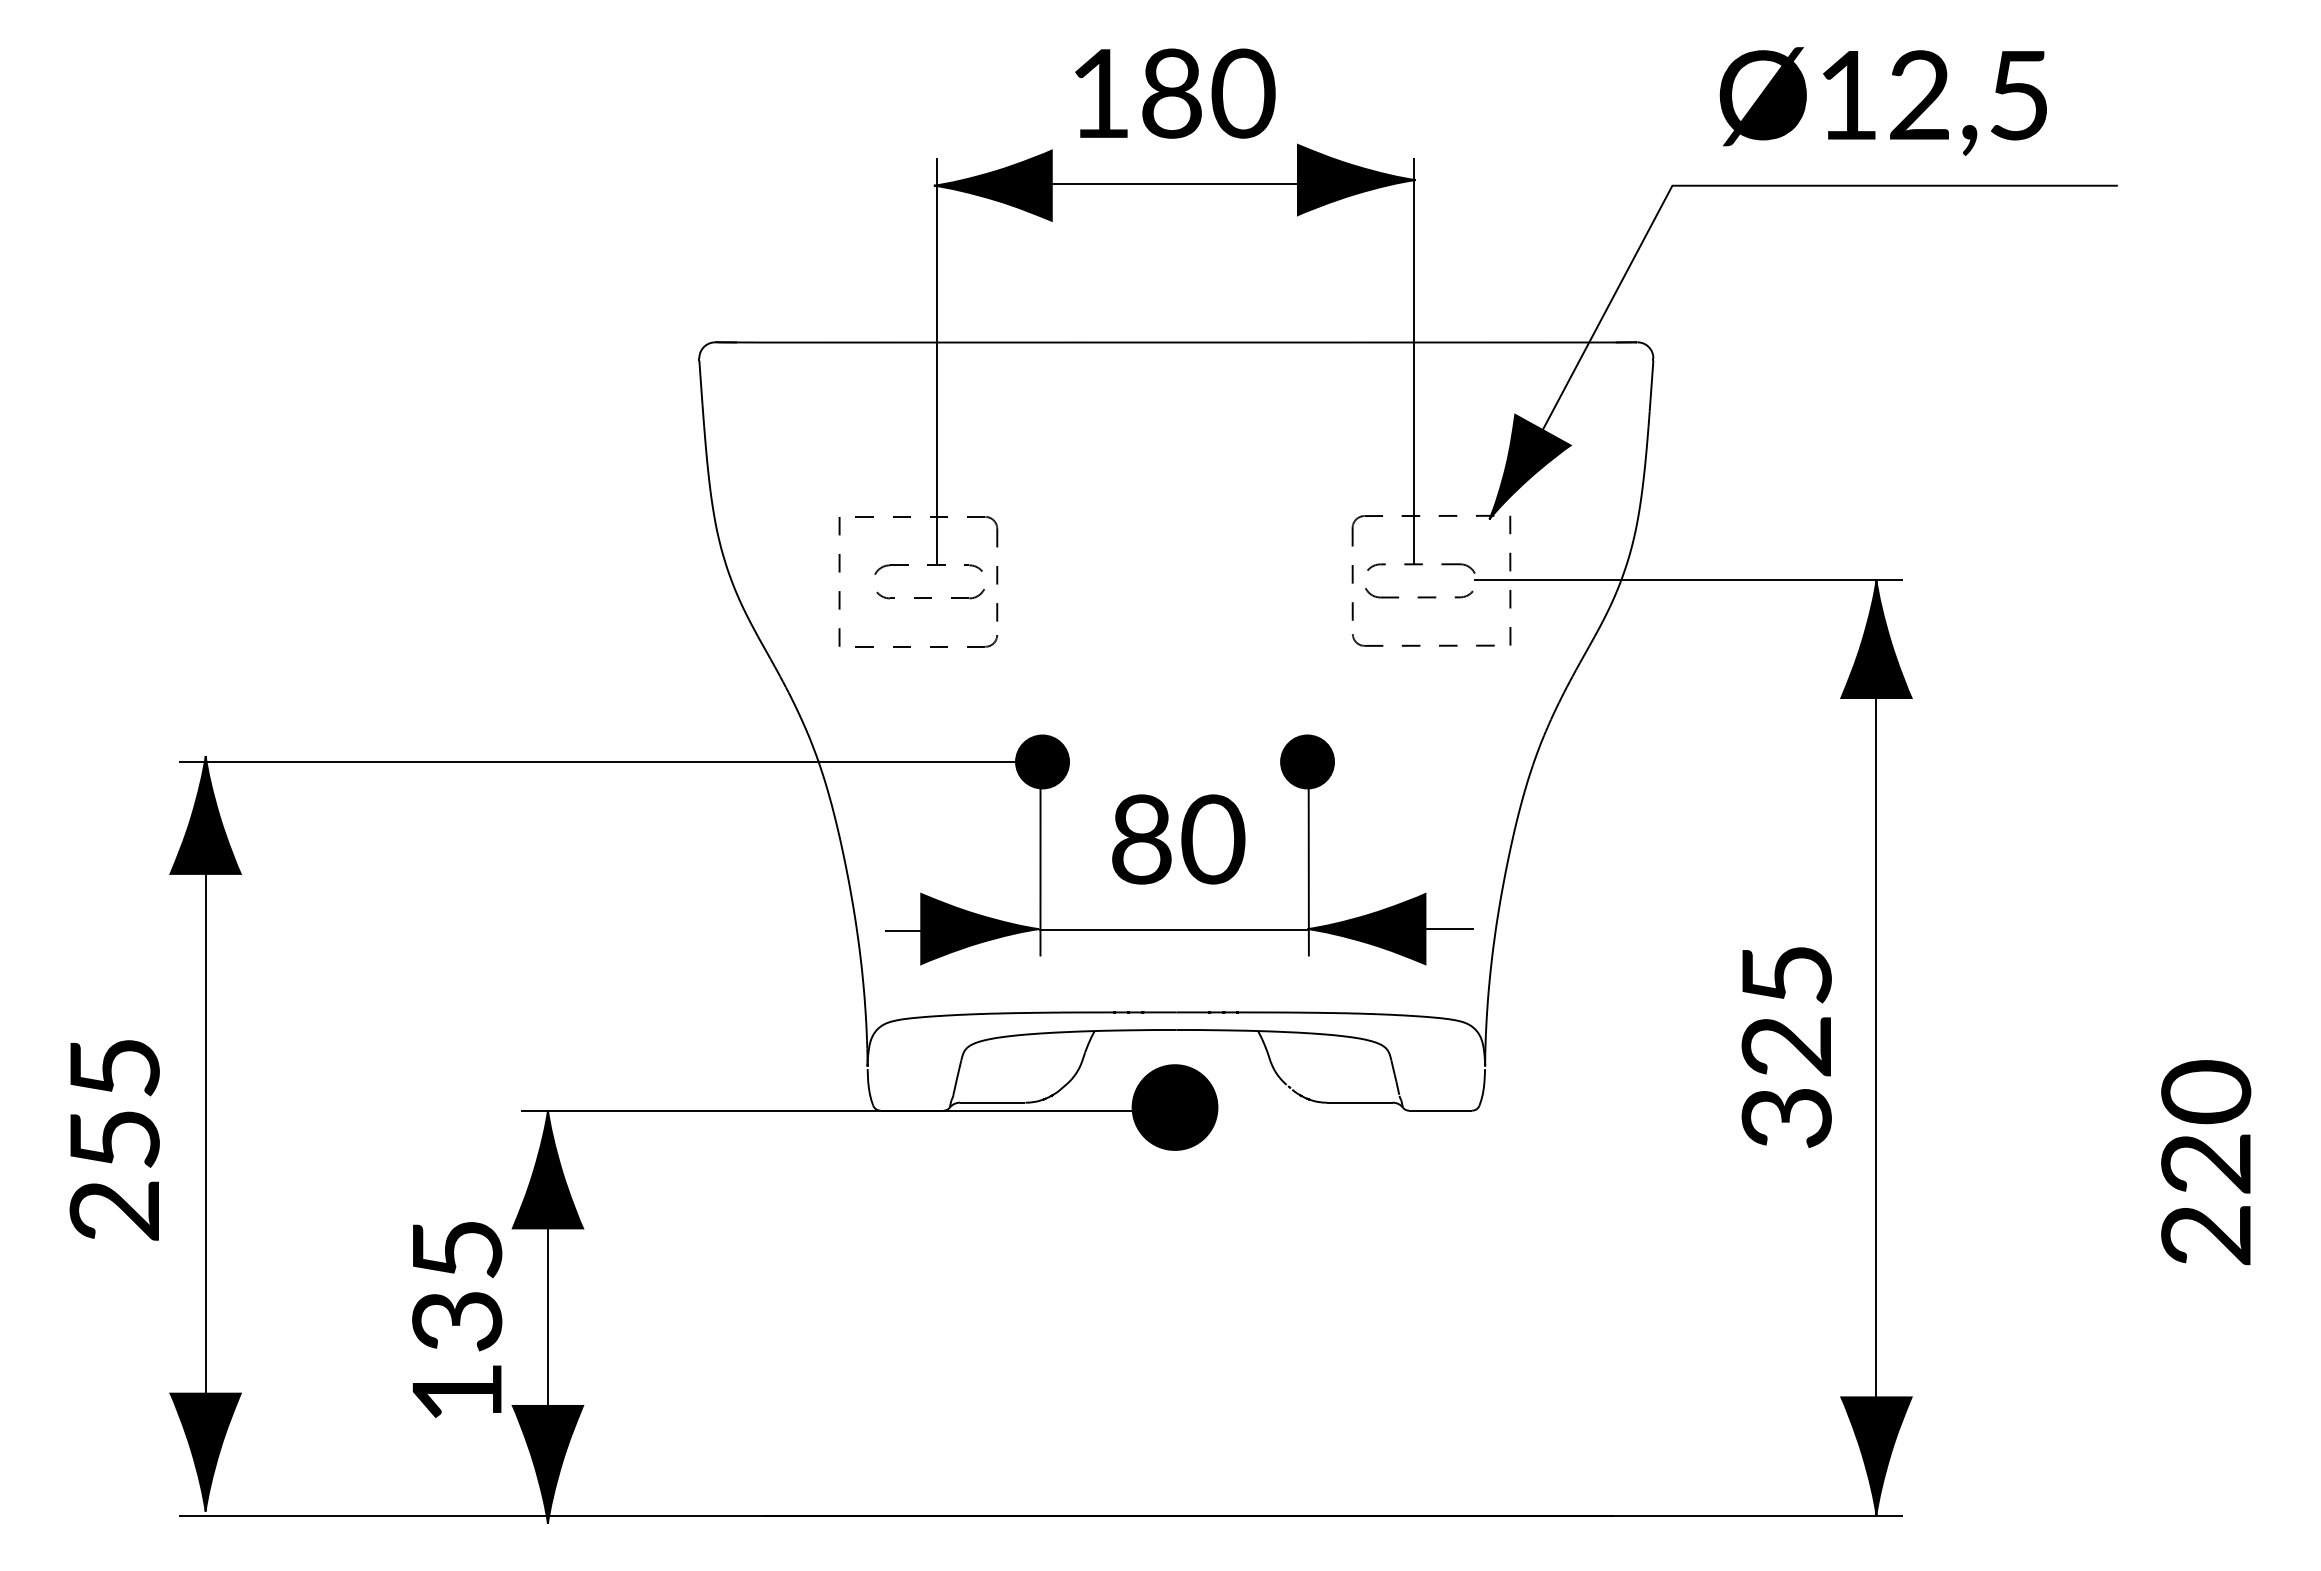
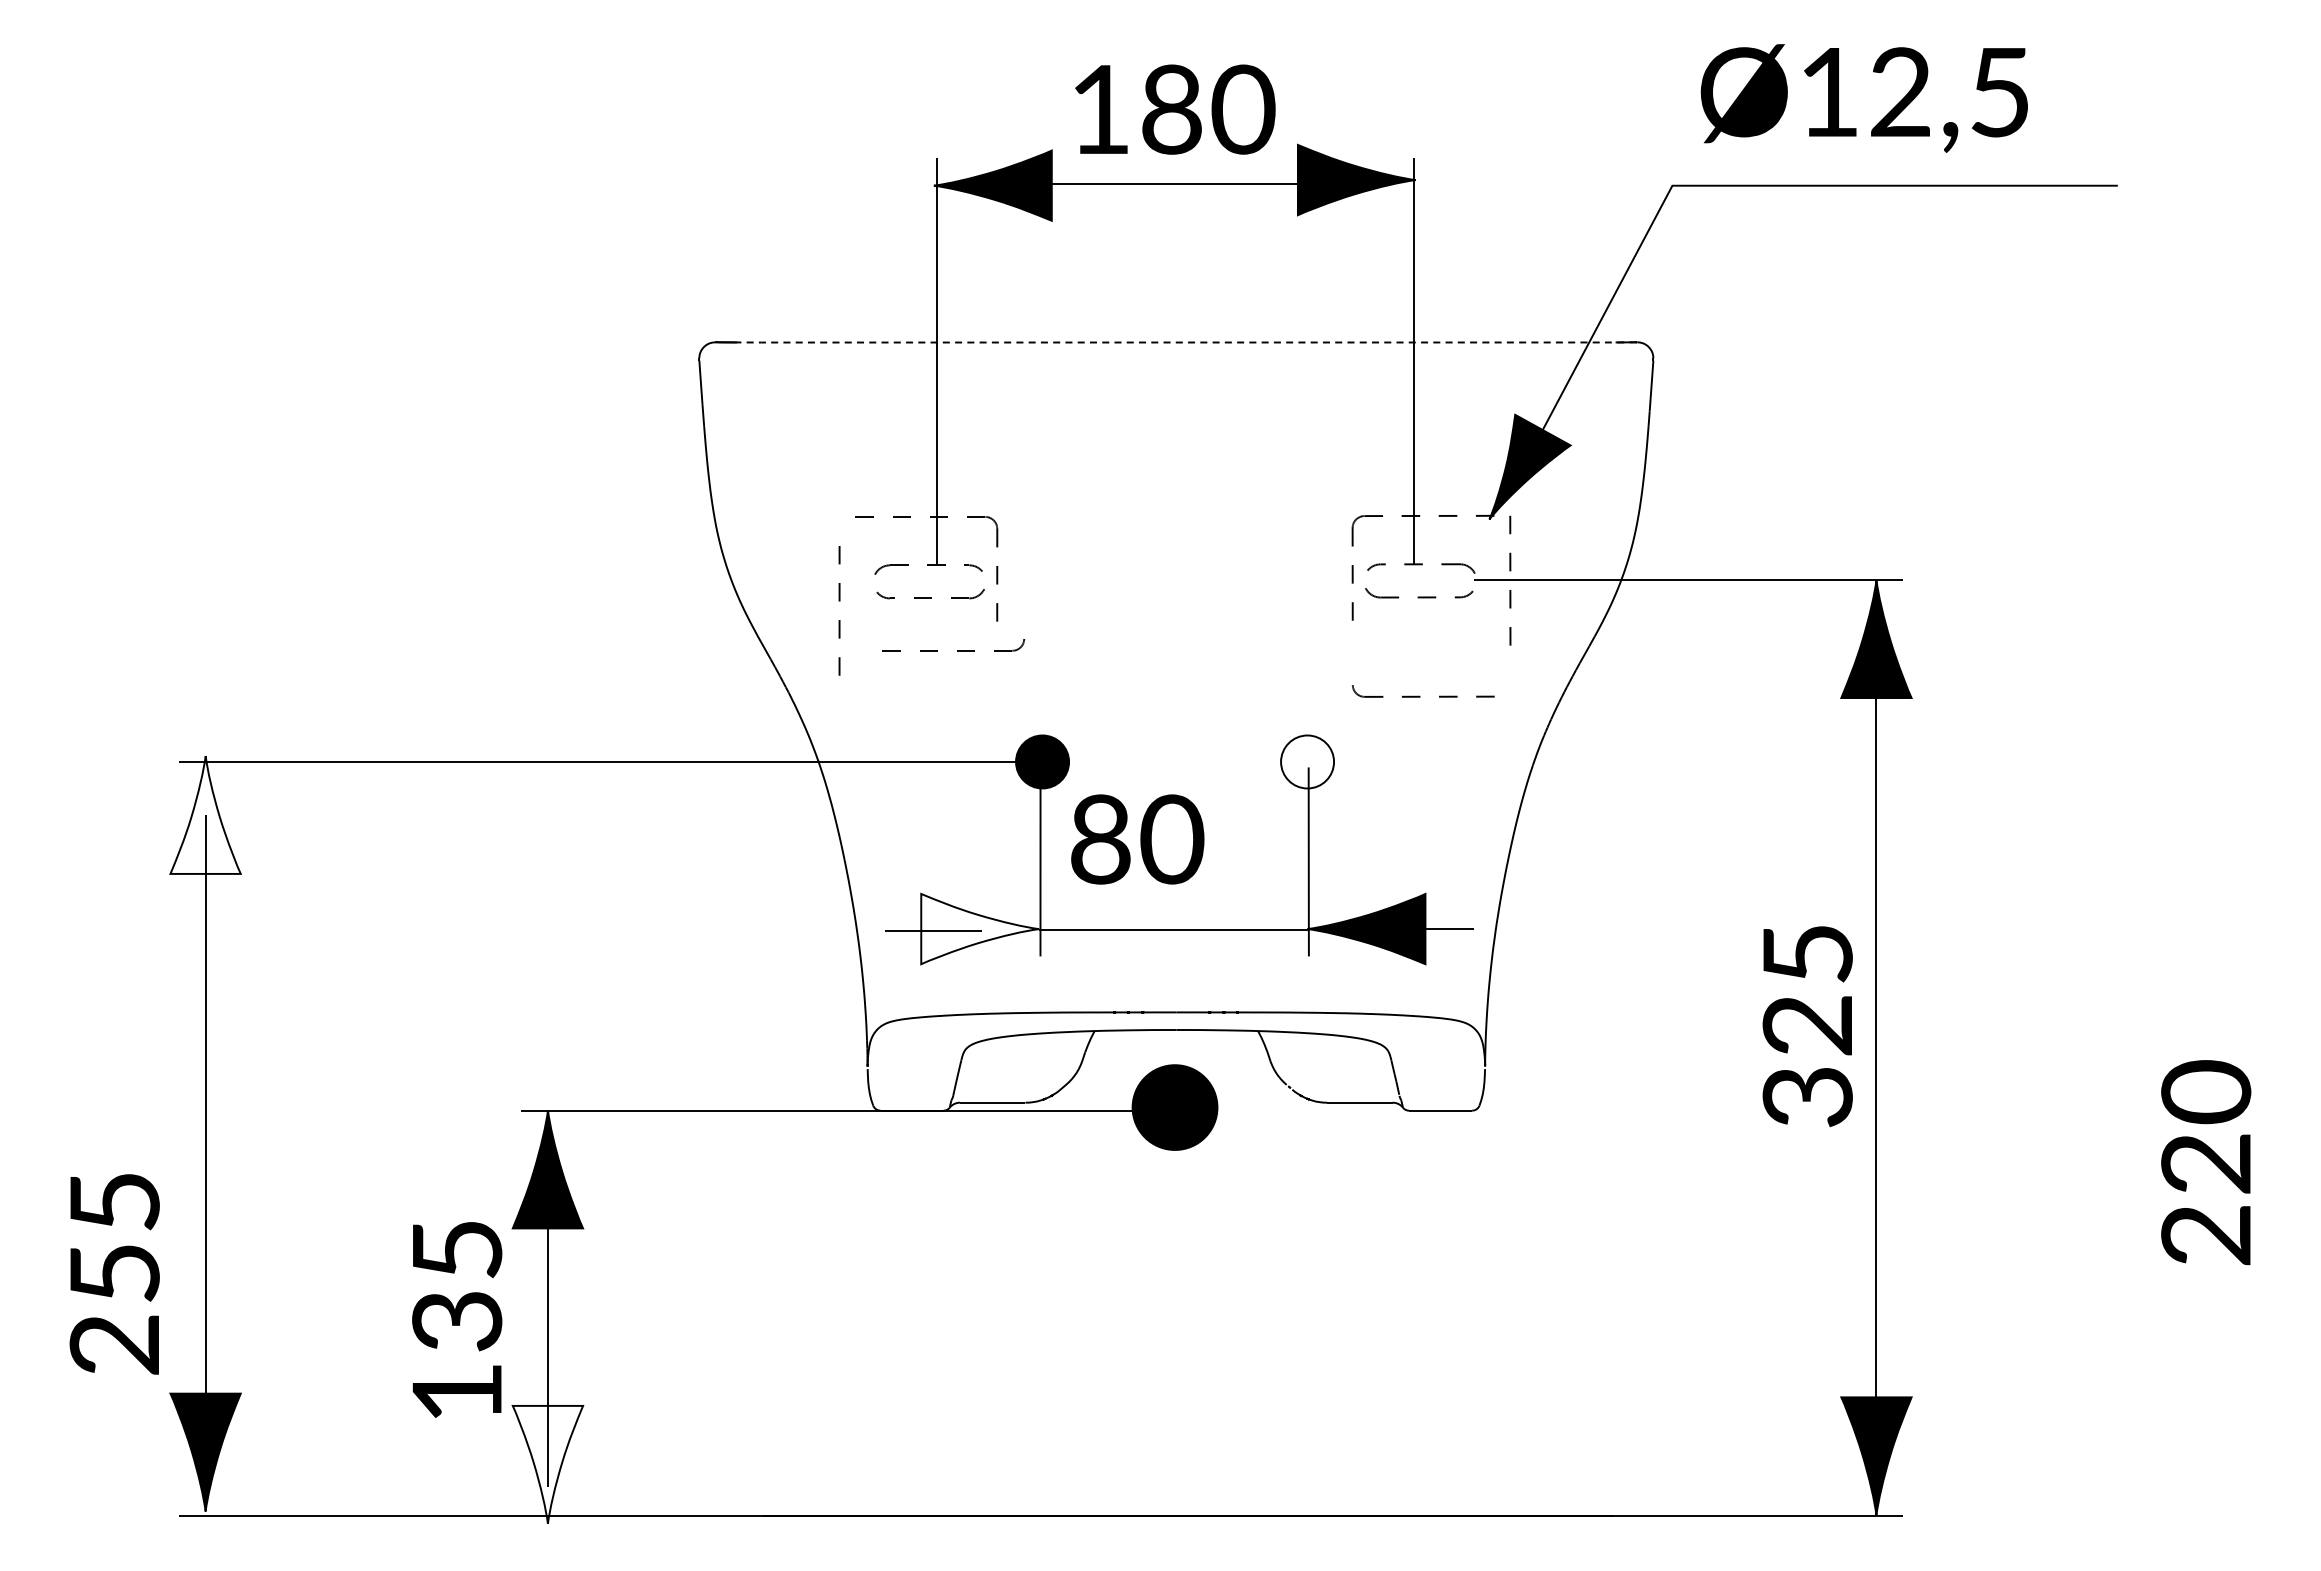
text position: (1175, 93) -> (1175, 109) (1175, 109)
part position: (1857, 101) -> (1838, 98) (1838, 98)
line: solid -> dashed (1185, 342)
line position: (839, 572) -> (839, 601) (839, 601)
part position: (1423, 640) -> (1423, 691) (1423, 691)
part position: (930, 646) -> (957, 650) (957, 650)
fill: present -> none (1307, 761)
fill: present -> none (205, 814)
text position: (1178, 839) -> (1137, 839) (1137, 839)
fill: present -> none (980, 928)
text position: (1786, 1047) -> (1807, 1026) (1807, 1026)
text position: (114, 1140) -> (114, 1274) (114, 1274)
fill: present -> none (547, 1464)
